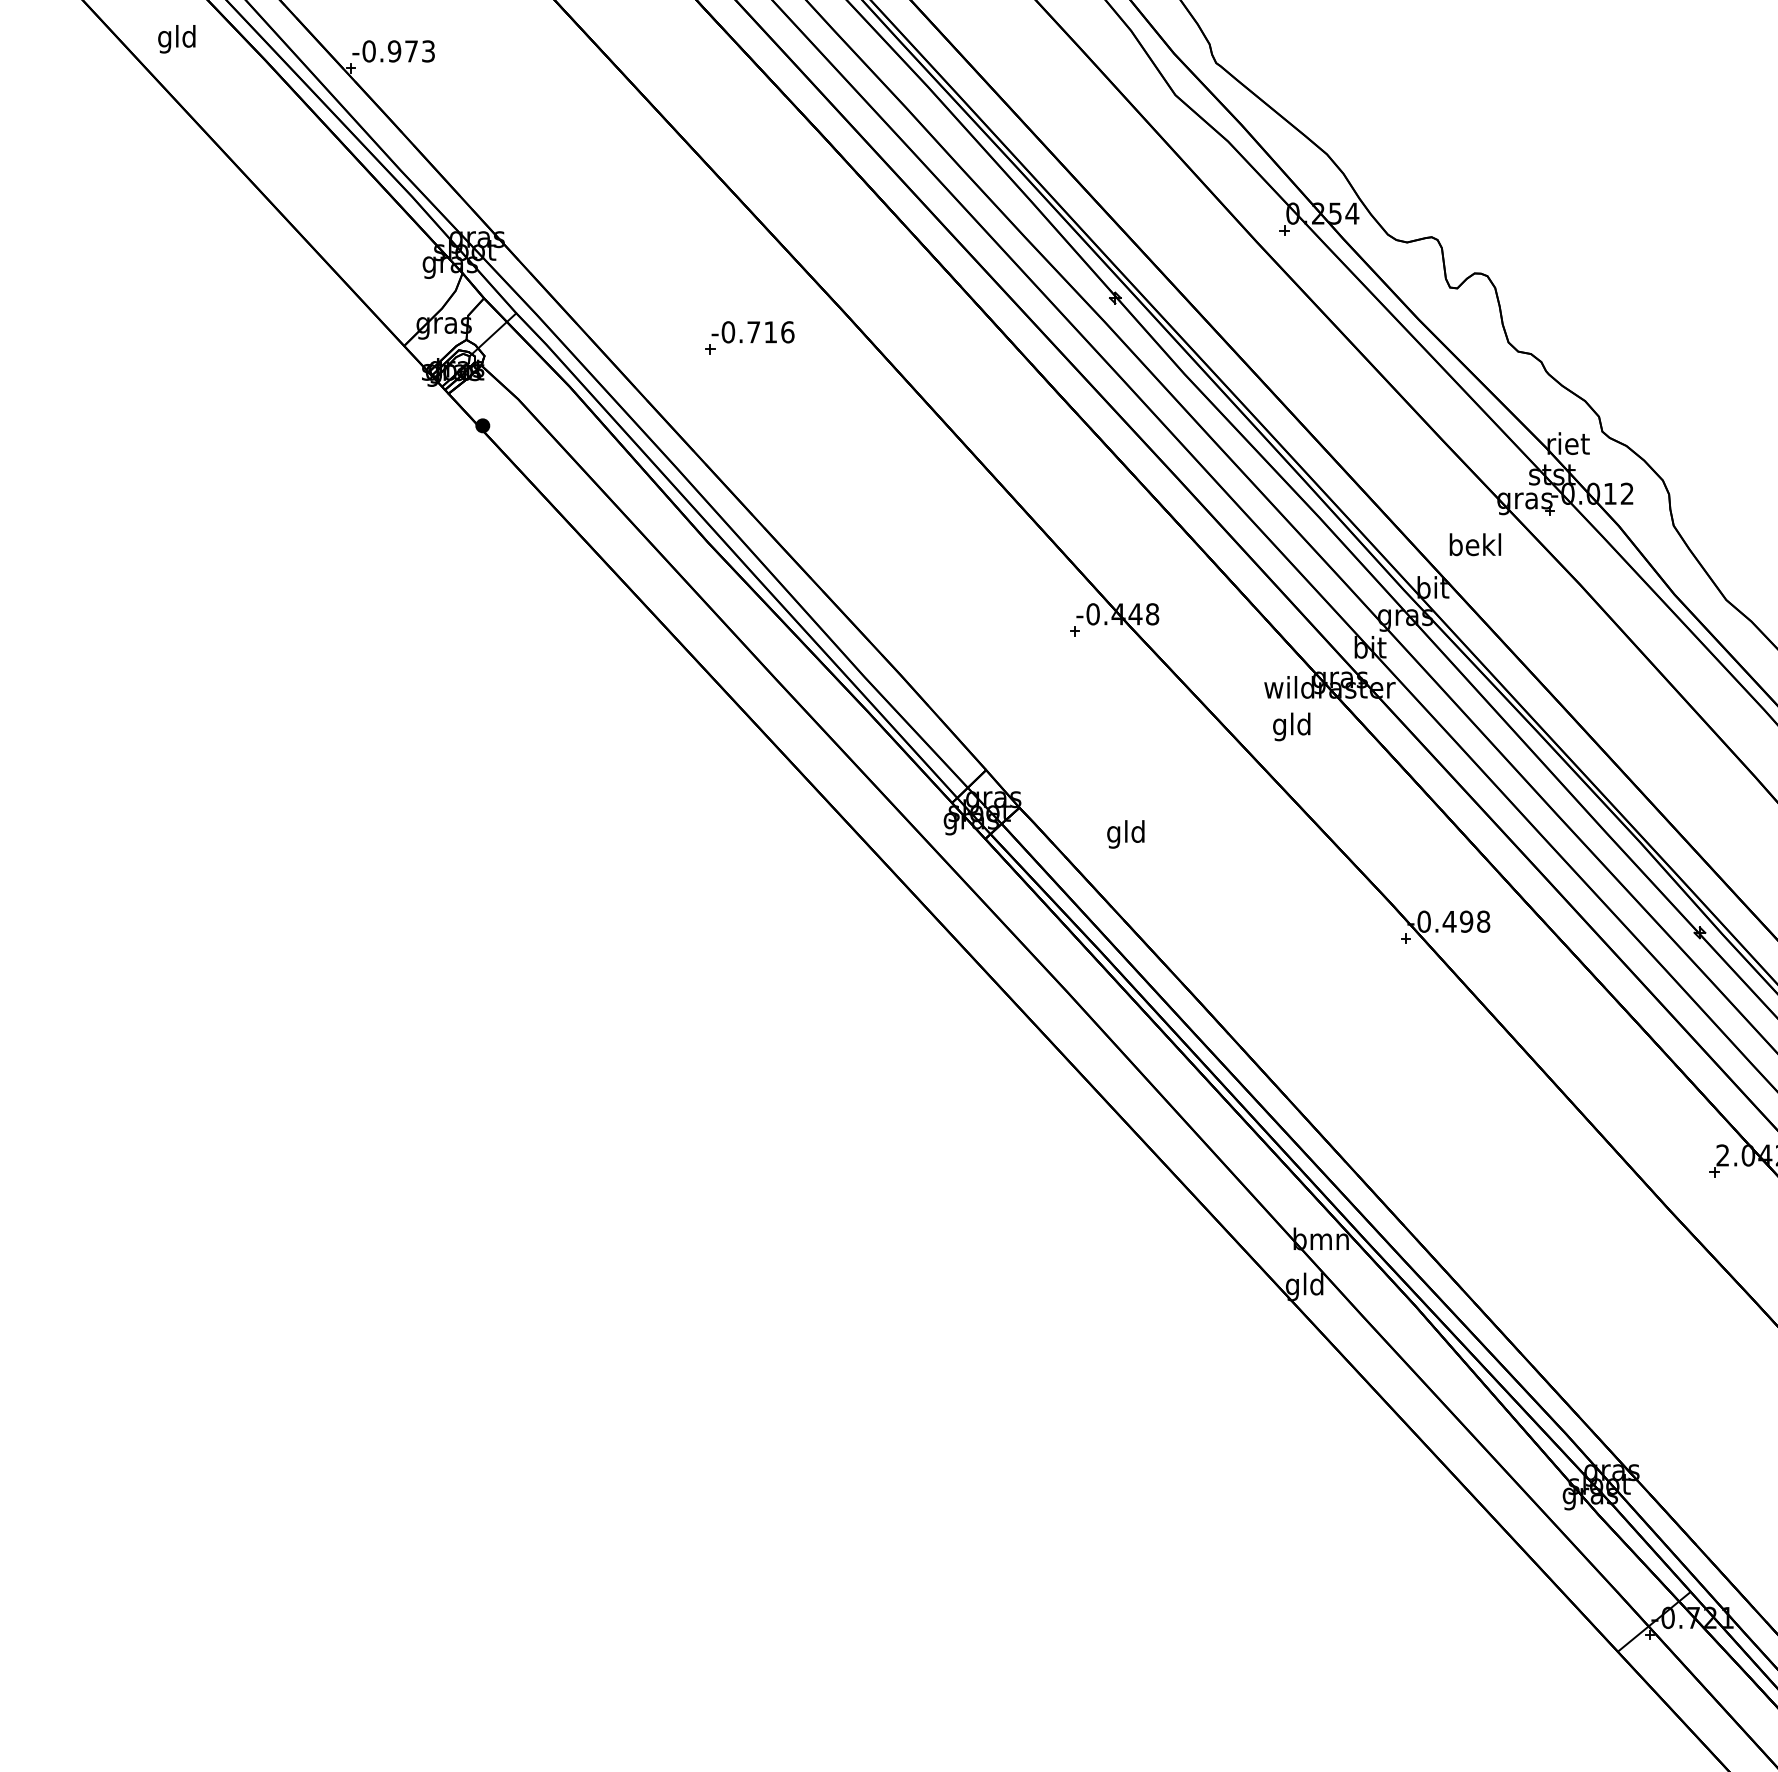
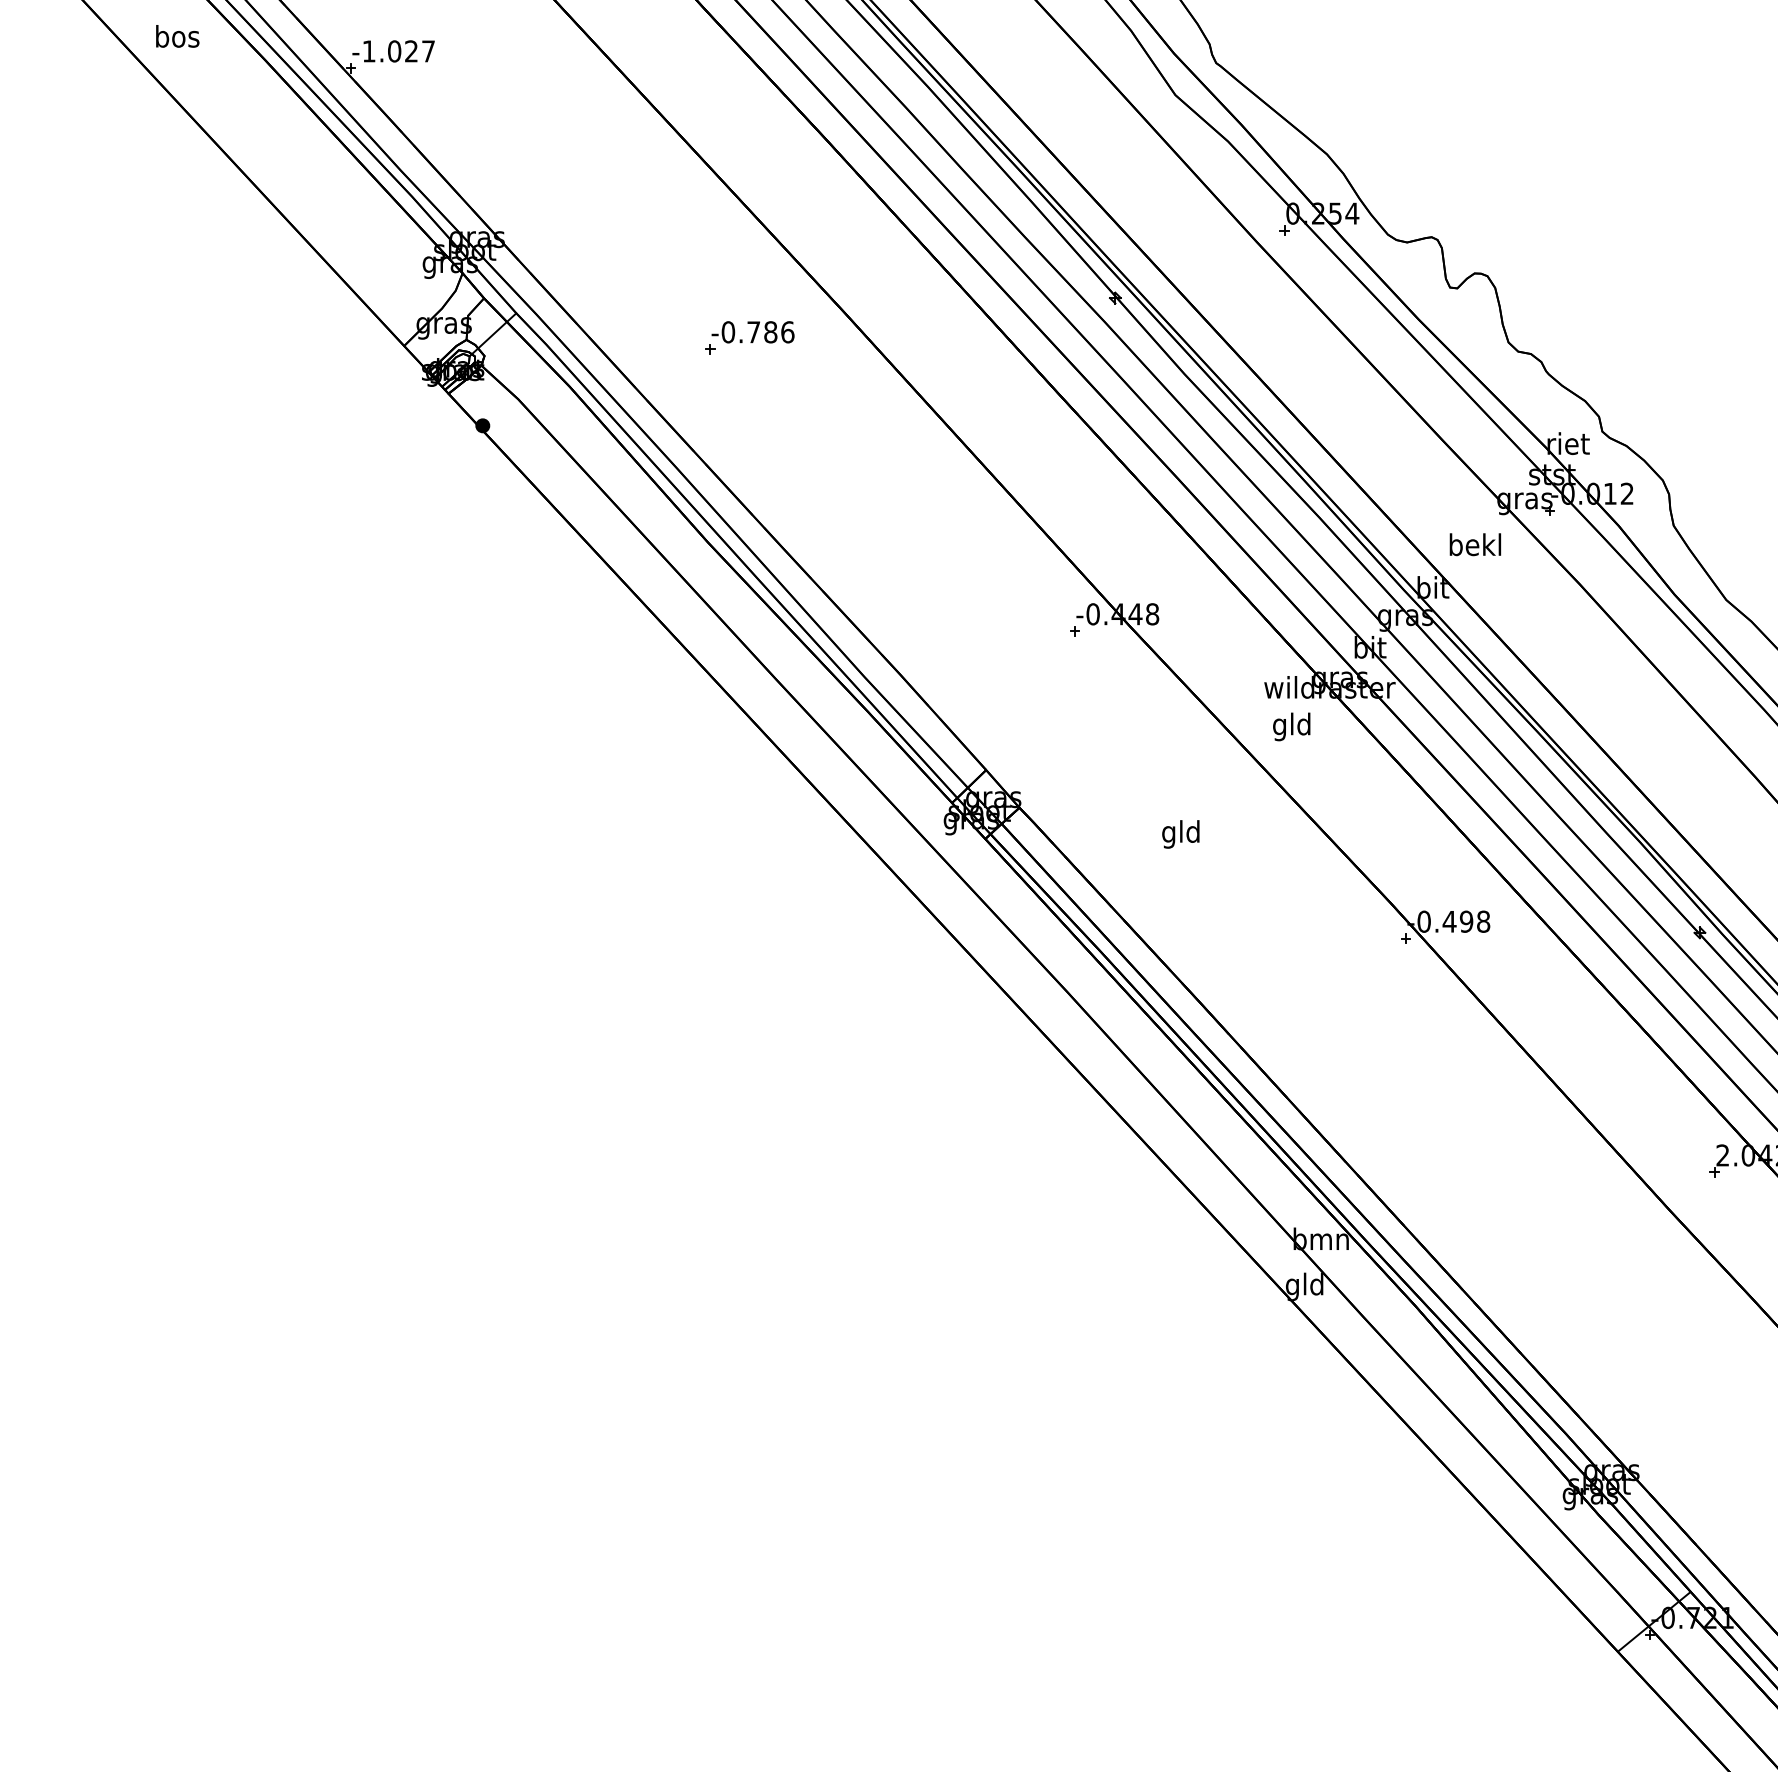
text: gld -> bos (177, 39)
text: -0.973 -> -1.027 (398, 51)
text: -0.716 -> -0.786 (770, 332)
text position: (1125, 834) -> (1180, 834) (1180, 834)
